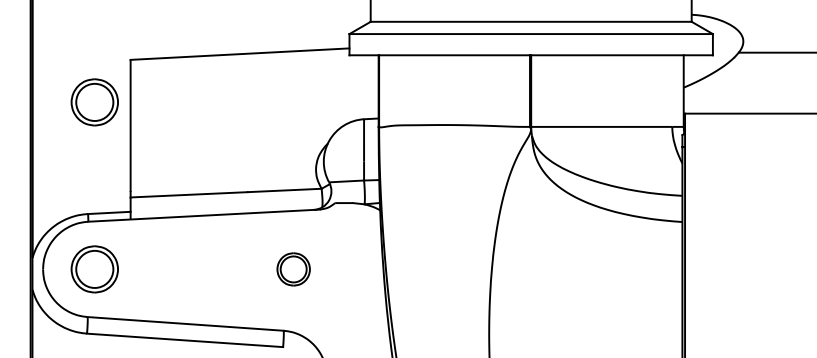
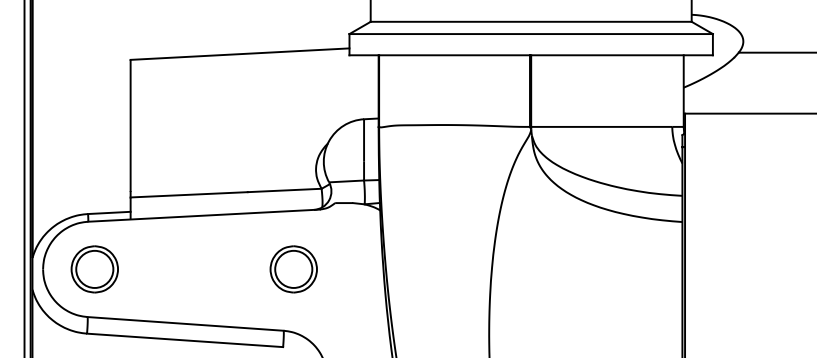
part: present -> none (94, 102)
line: none -> present (24, 178)
part size: 35x35 px -> 49x49 px (293, 269)
